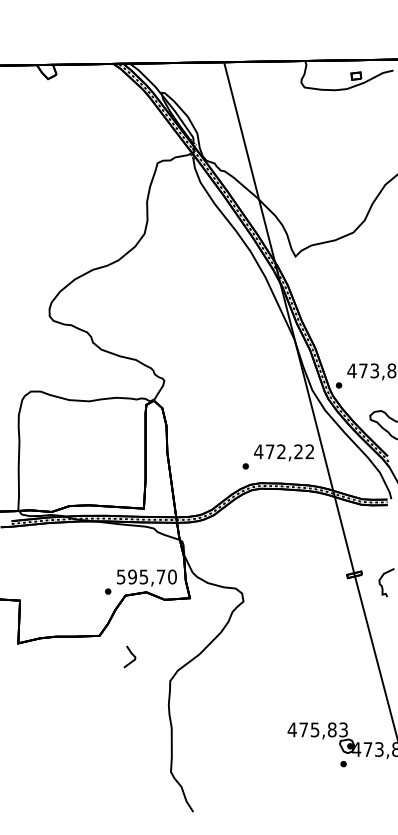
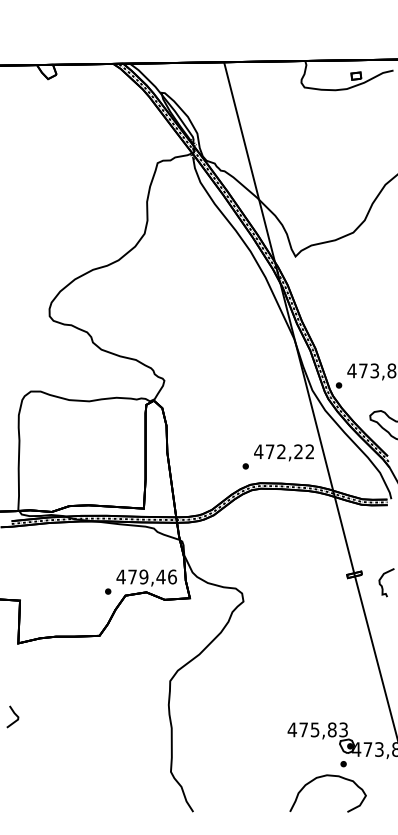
text: 595,70 -> 479,46 (146, 576)
line position: (131, 654) -> (14, 714) (14, 714)
curve: none -> present (323, 777)
